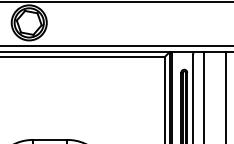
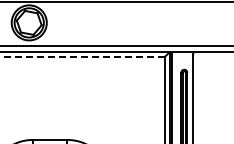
line: solid -> dashed (82, 56)
line: present -> none (203, 96)
line: present -> none (225, 96)
